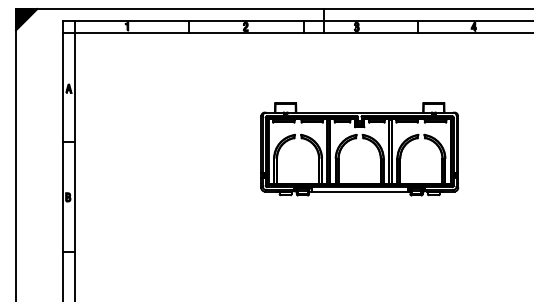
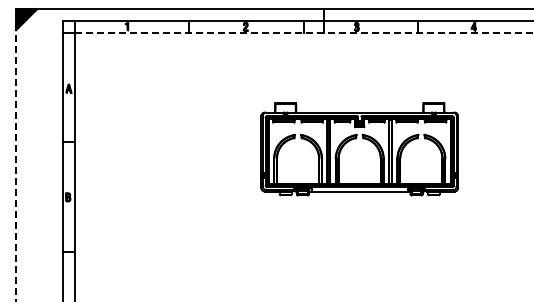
line: solid -> dashed (304, 32)
line: solid -> dashed (16, 154)
